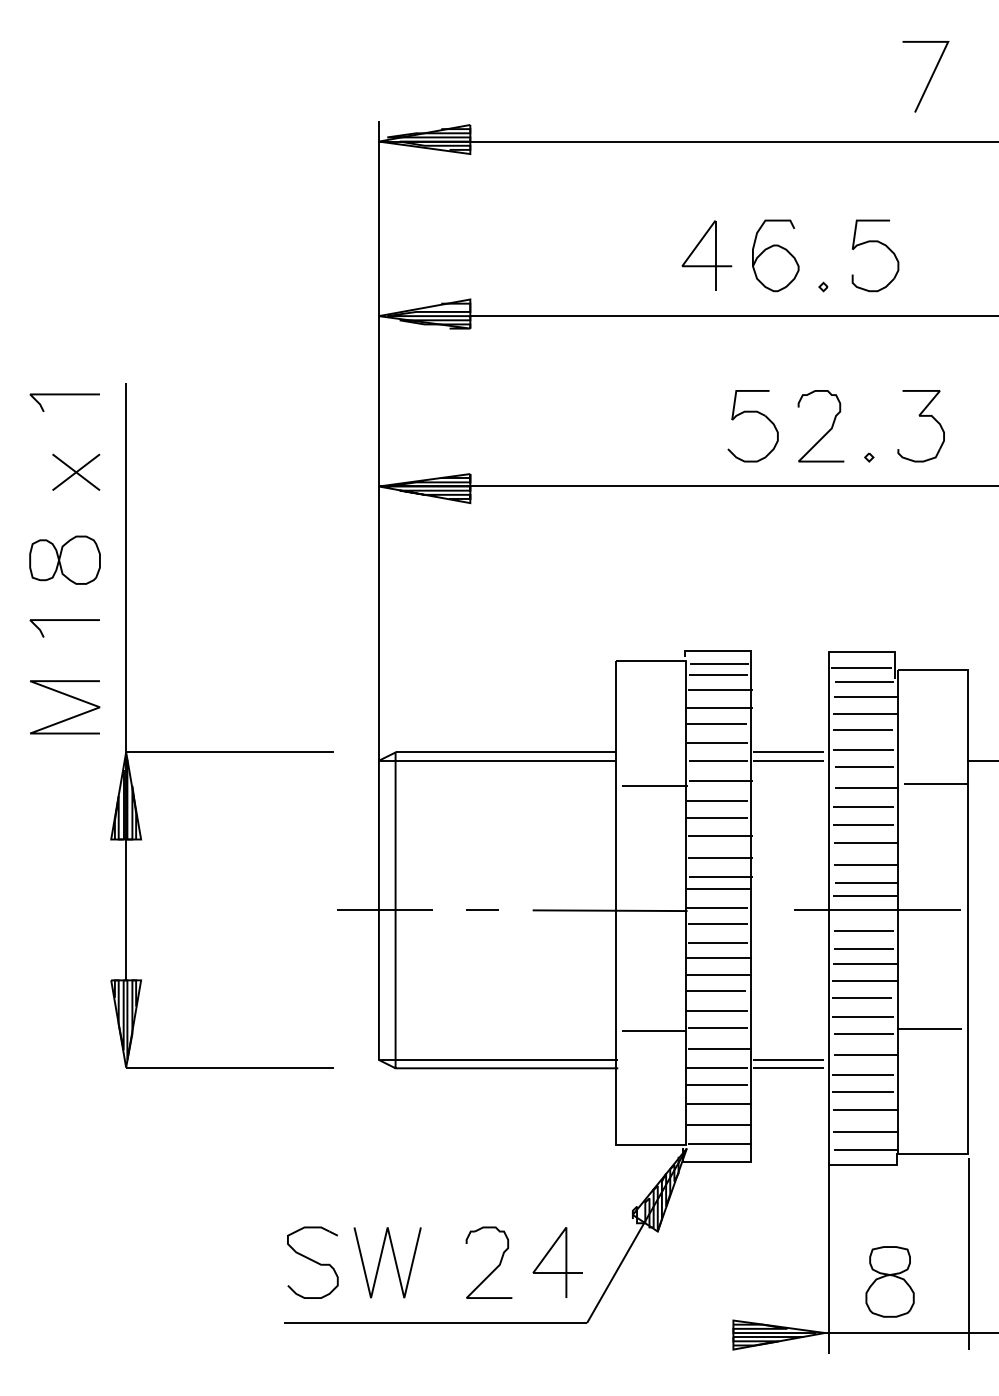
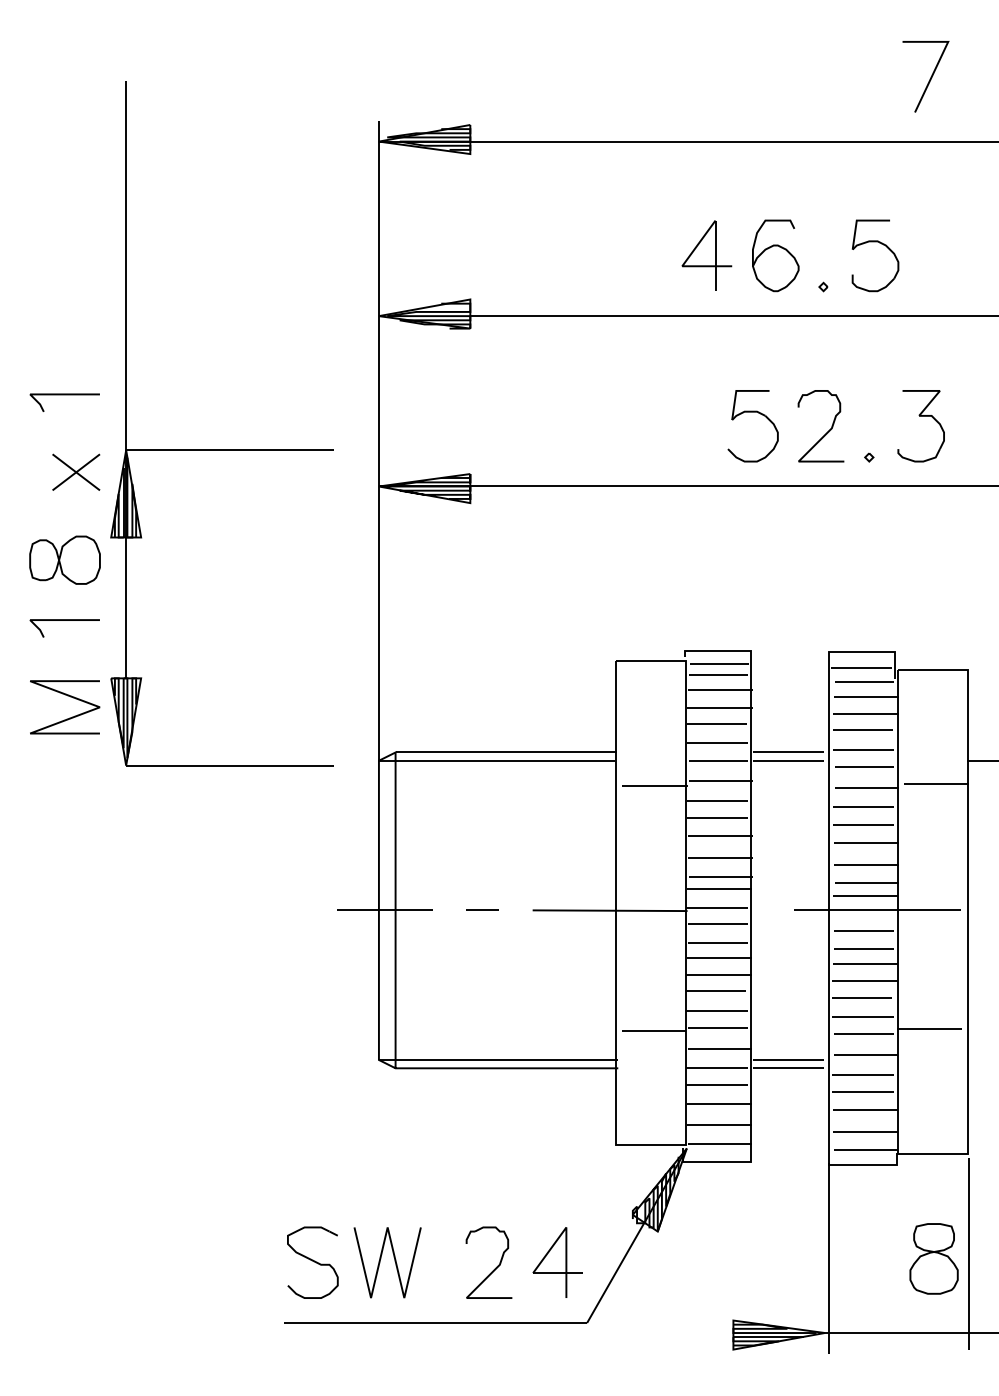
part position: (221, 751) -> (221, 449) (221, 449)
part position: (889, 1281) -> (933, 1258) (933, 1258)
